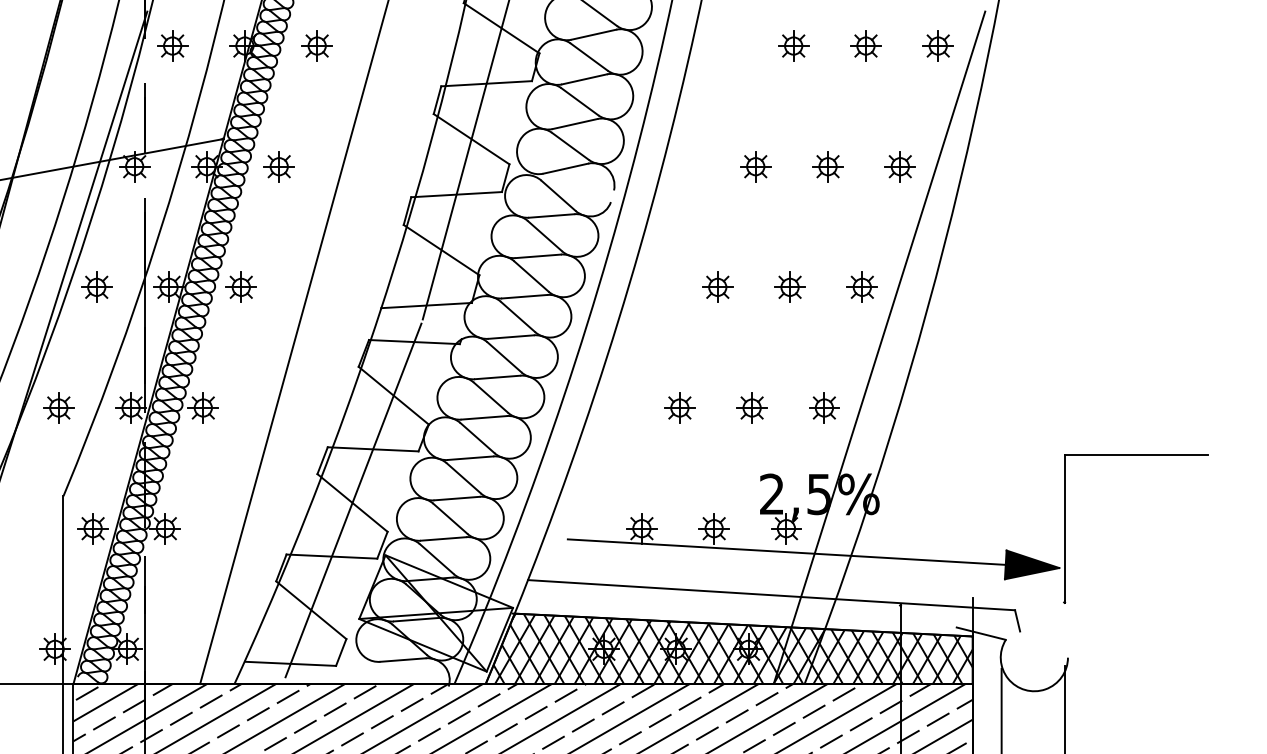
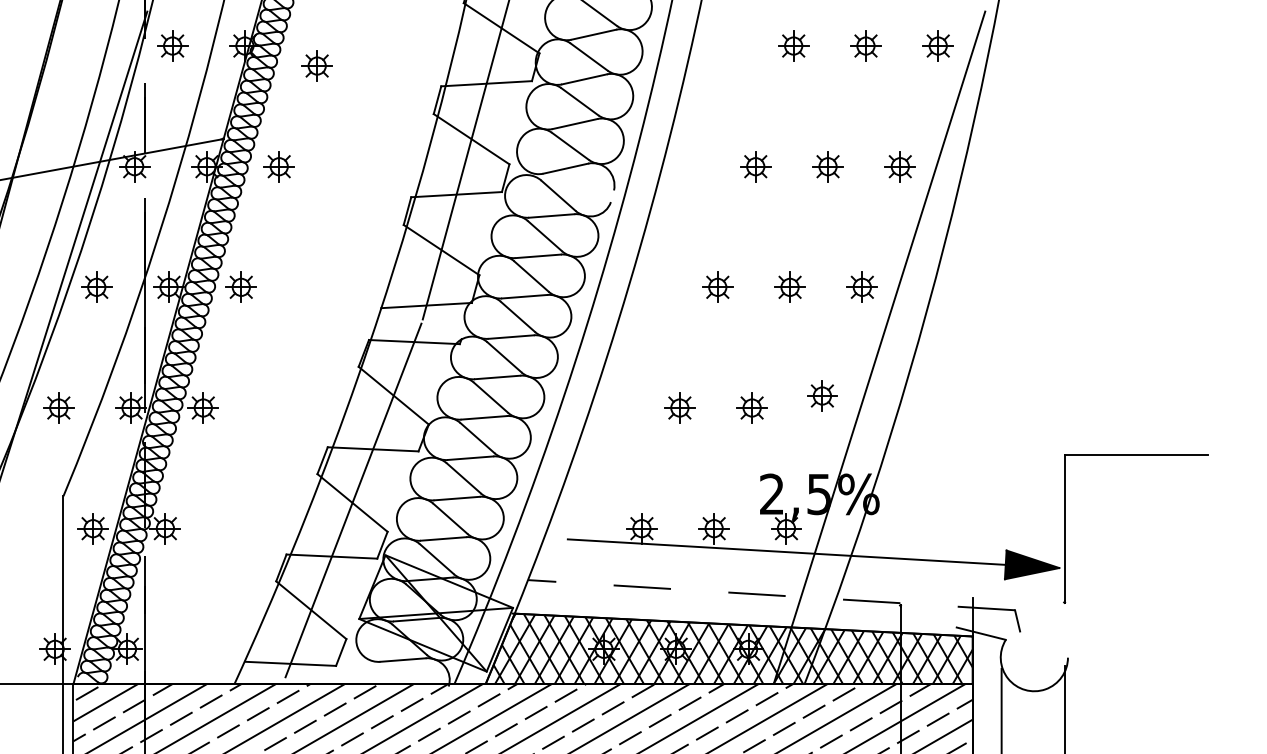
part position: (316, 45) -> (316, 65) (316, 65)
line: present -> none (294, 342)
part position: (824, 407) -> (822, 395) (822, 395)
line: solid -> dashed (771, 595)
